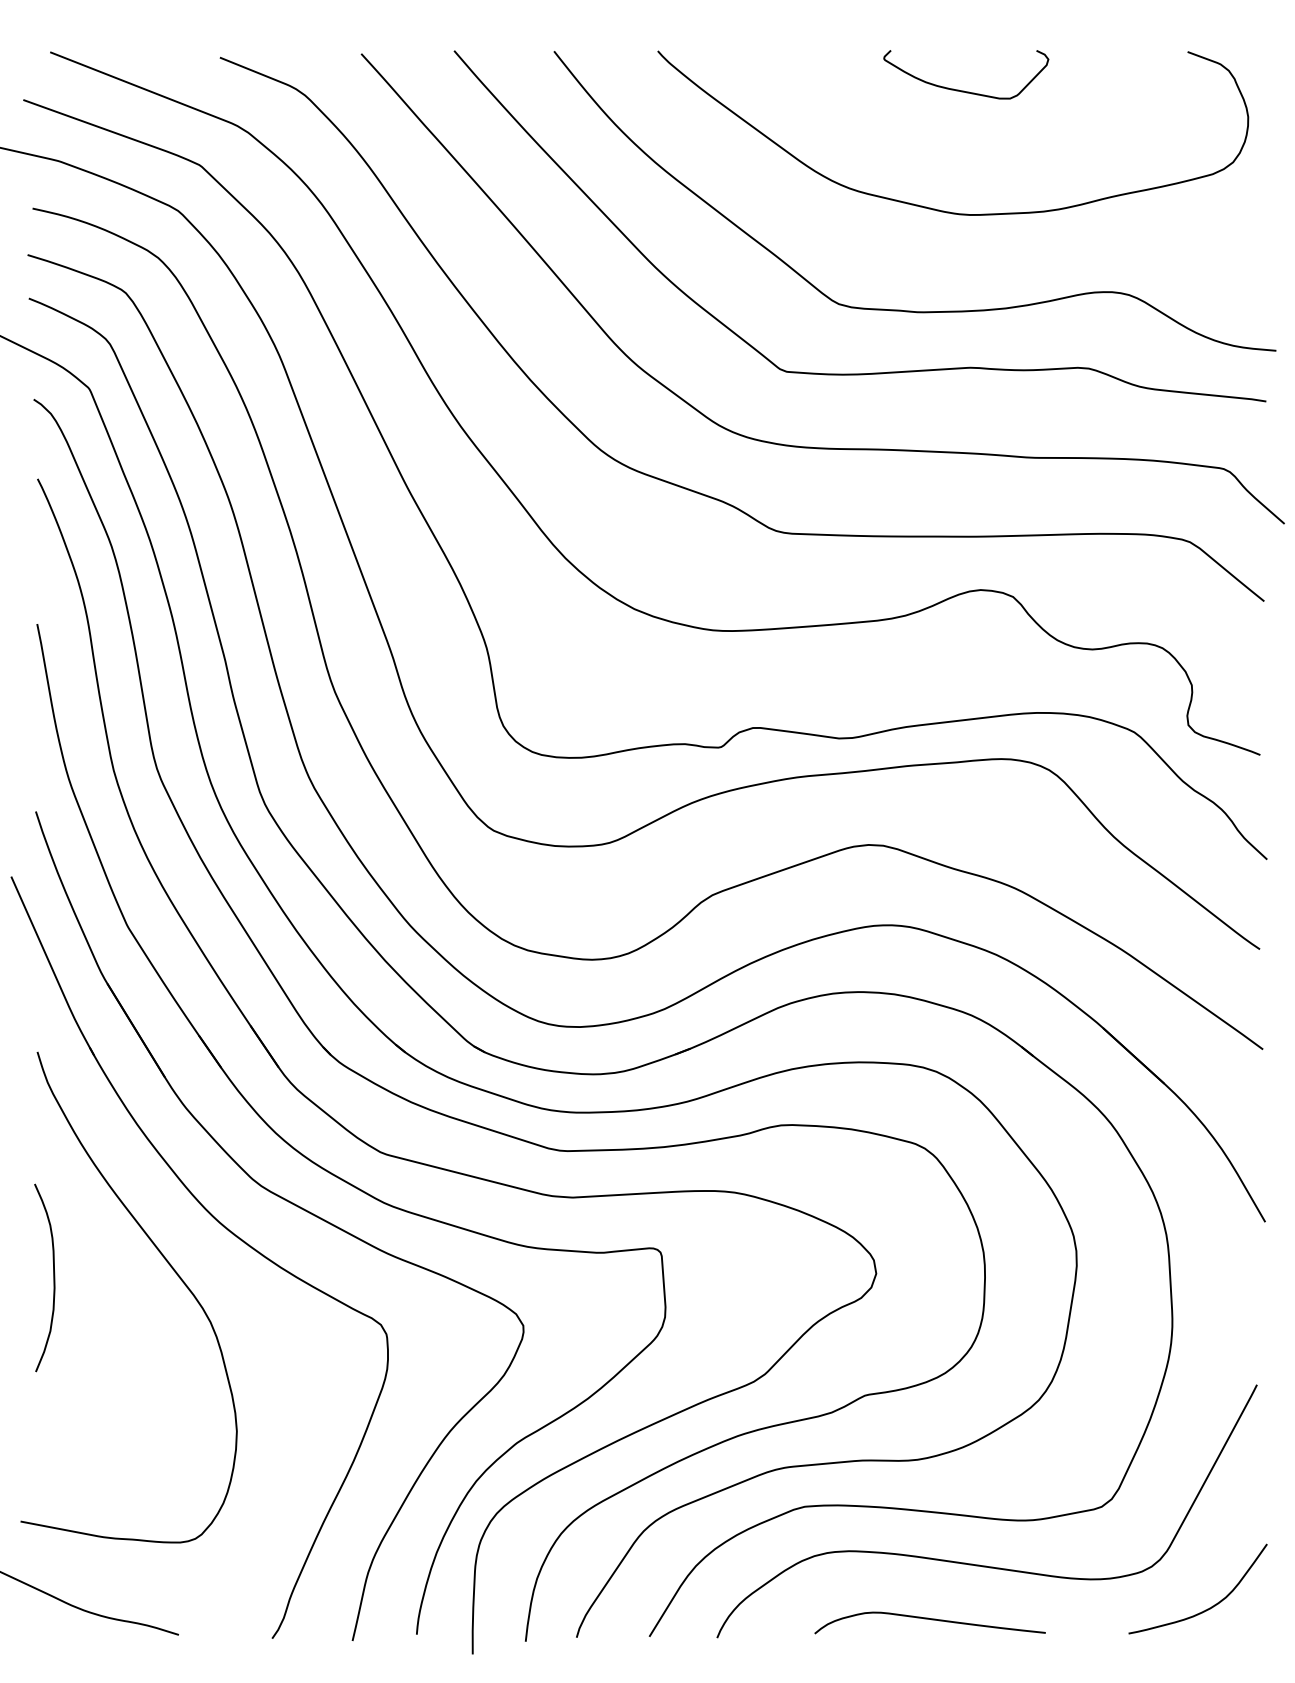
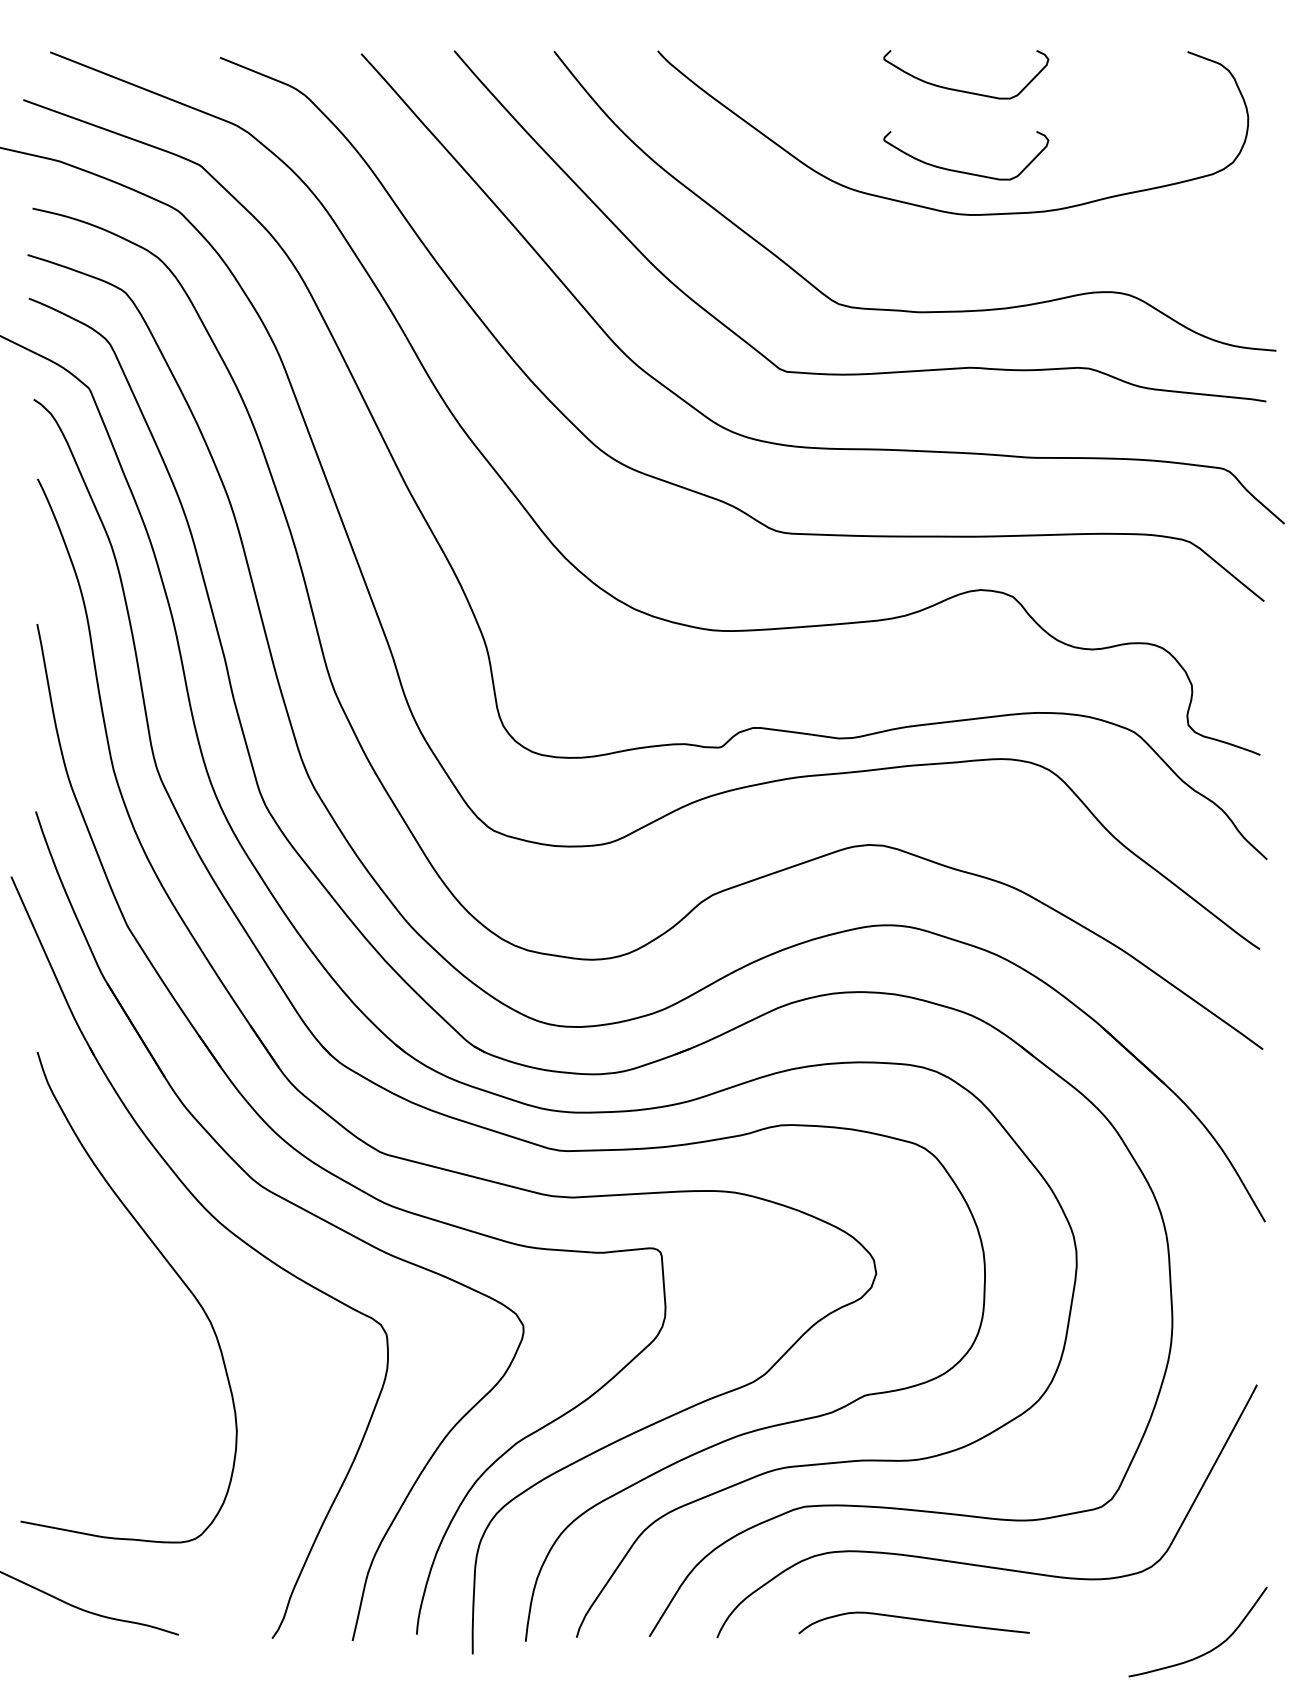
curve: none -> present (964, 171)
curve: present -> none (53, 1277)
curve position: (1207, 1608) -> (1207, 1651) (1207, 1651)
curve position: (931, 1620) -> (915, 1620) (915, 1620)
